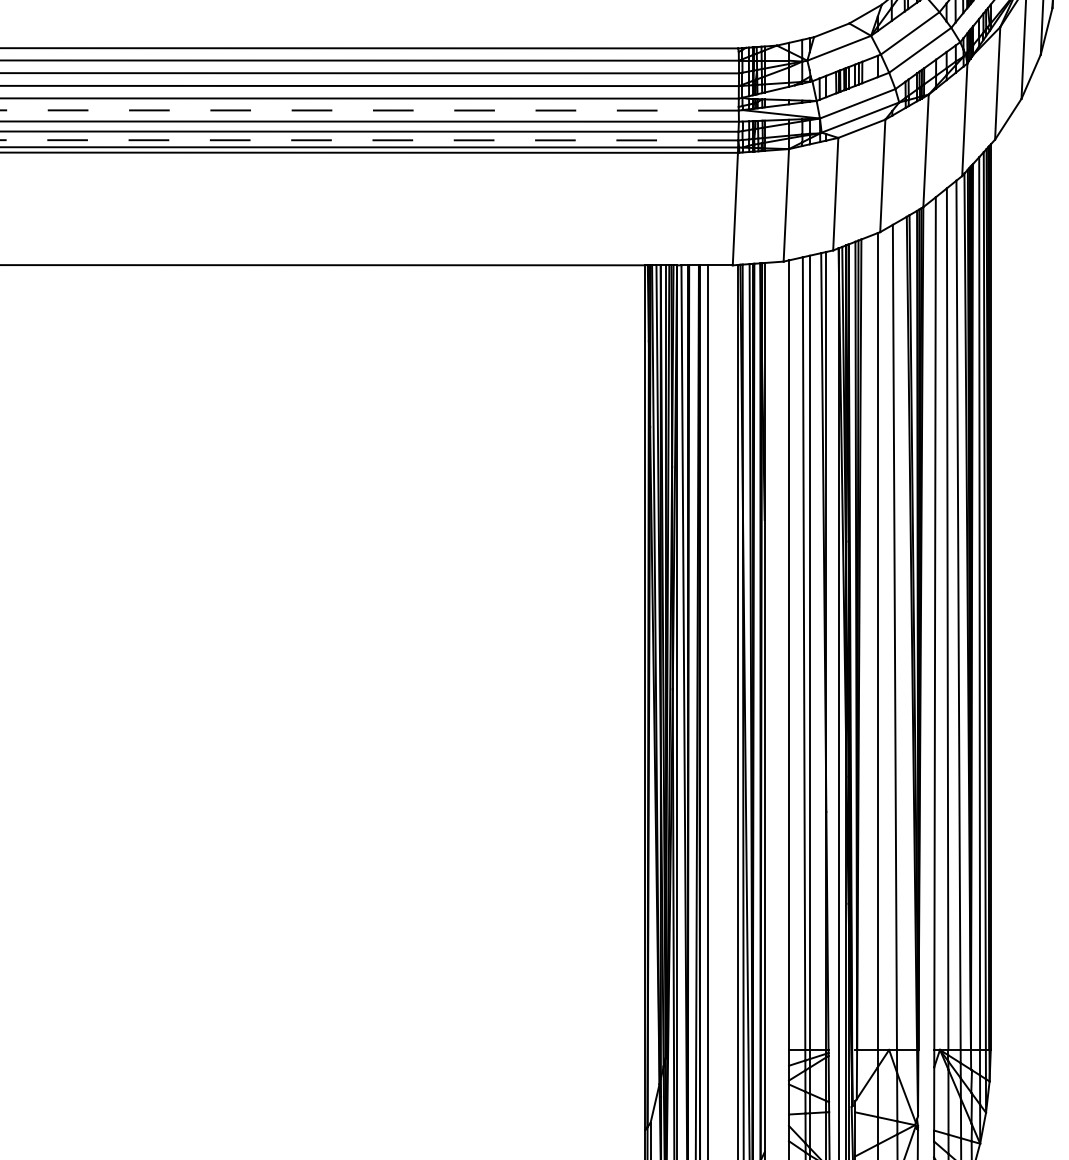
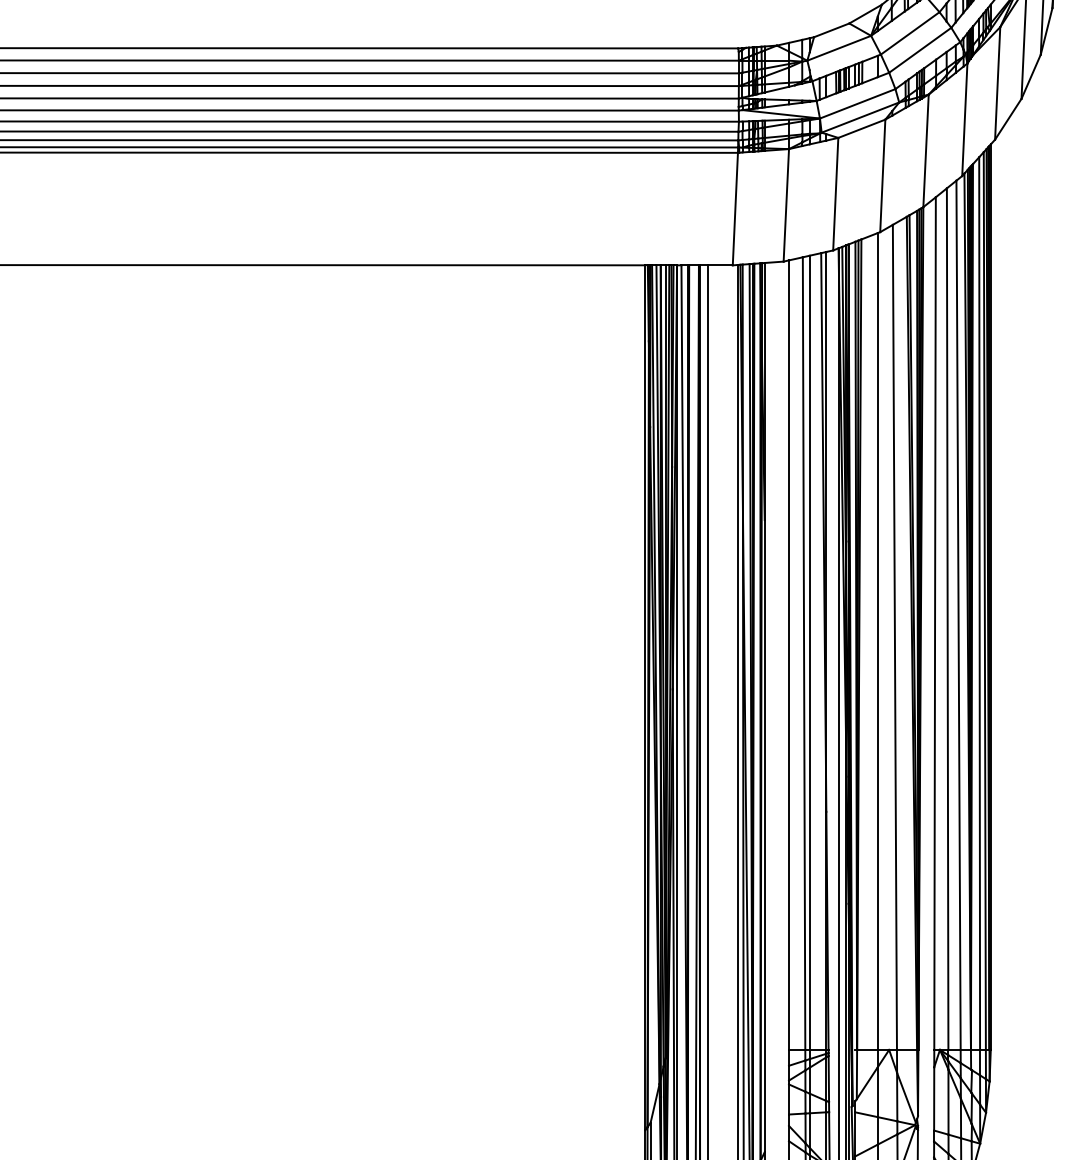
line: dashed -> solid (369, 110)
line: dashed -> solid (369, 140)
